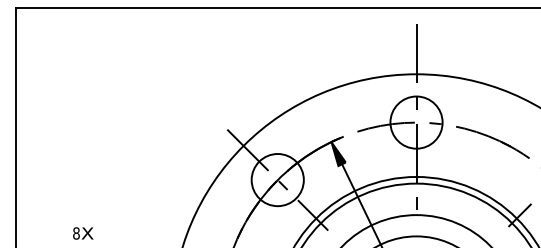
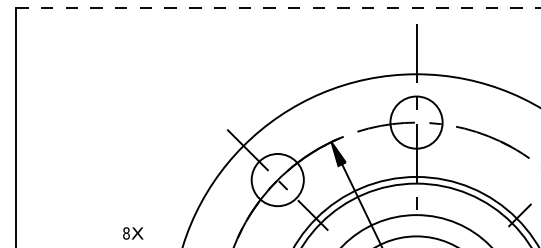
line: solid -> dashed (278, 7)
text position: (83, 233) -> (133, 233) (133, 233)
